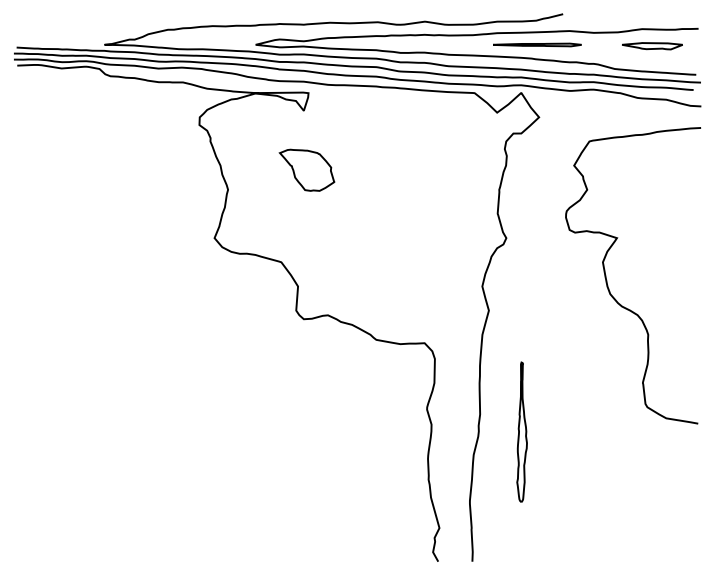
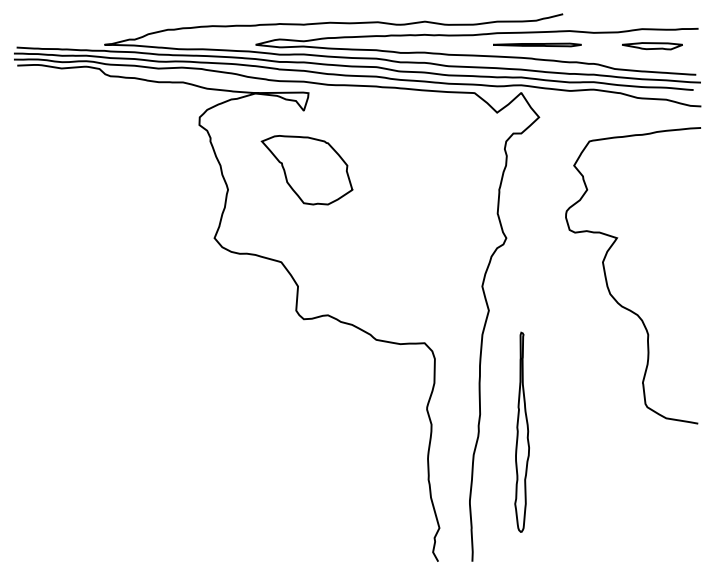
part size: 58x44 px -> 94x71 px (306, 170)
part size: 12x142 px -> 16x202 px (521, 431)
